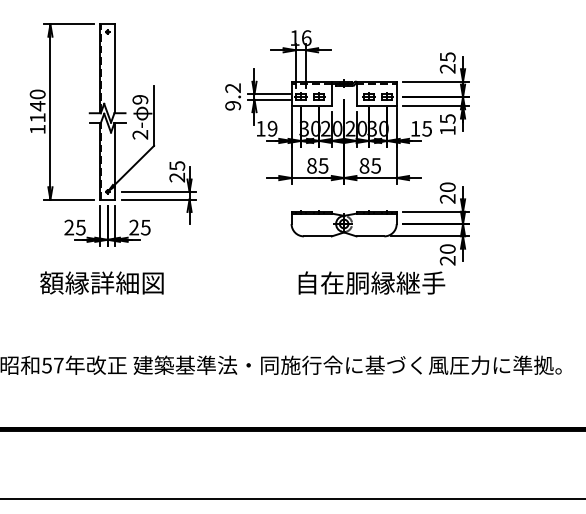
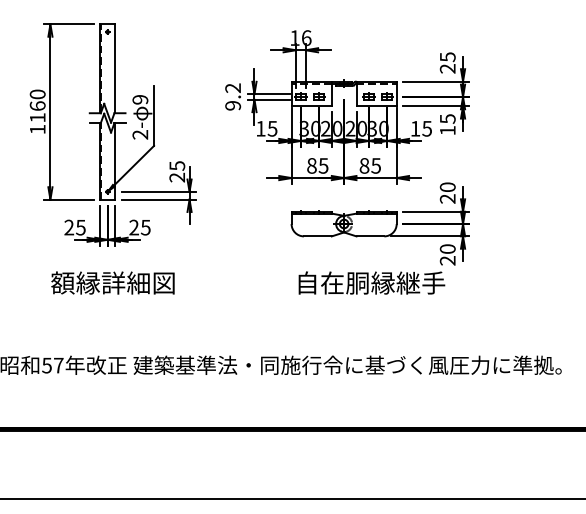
text: 1140 -> 1160 (37, 106)
text: 19 -> 15 (272, 128)
text position: (101, 282) -> (112, 282) (112, 282)
